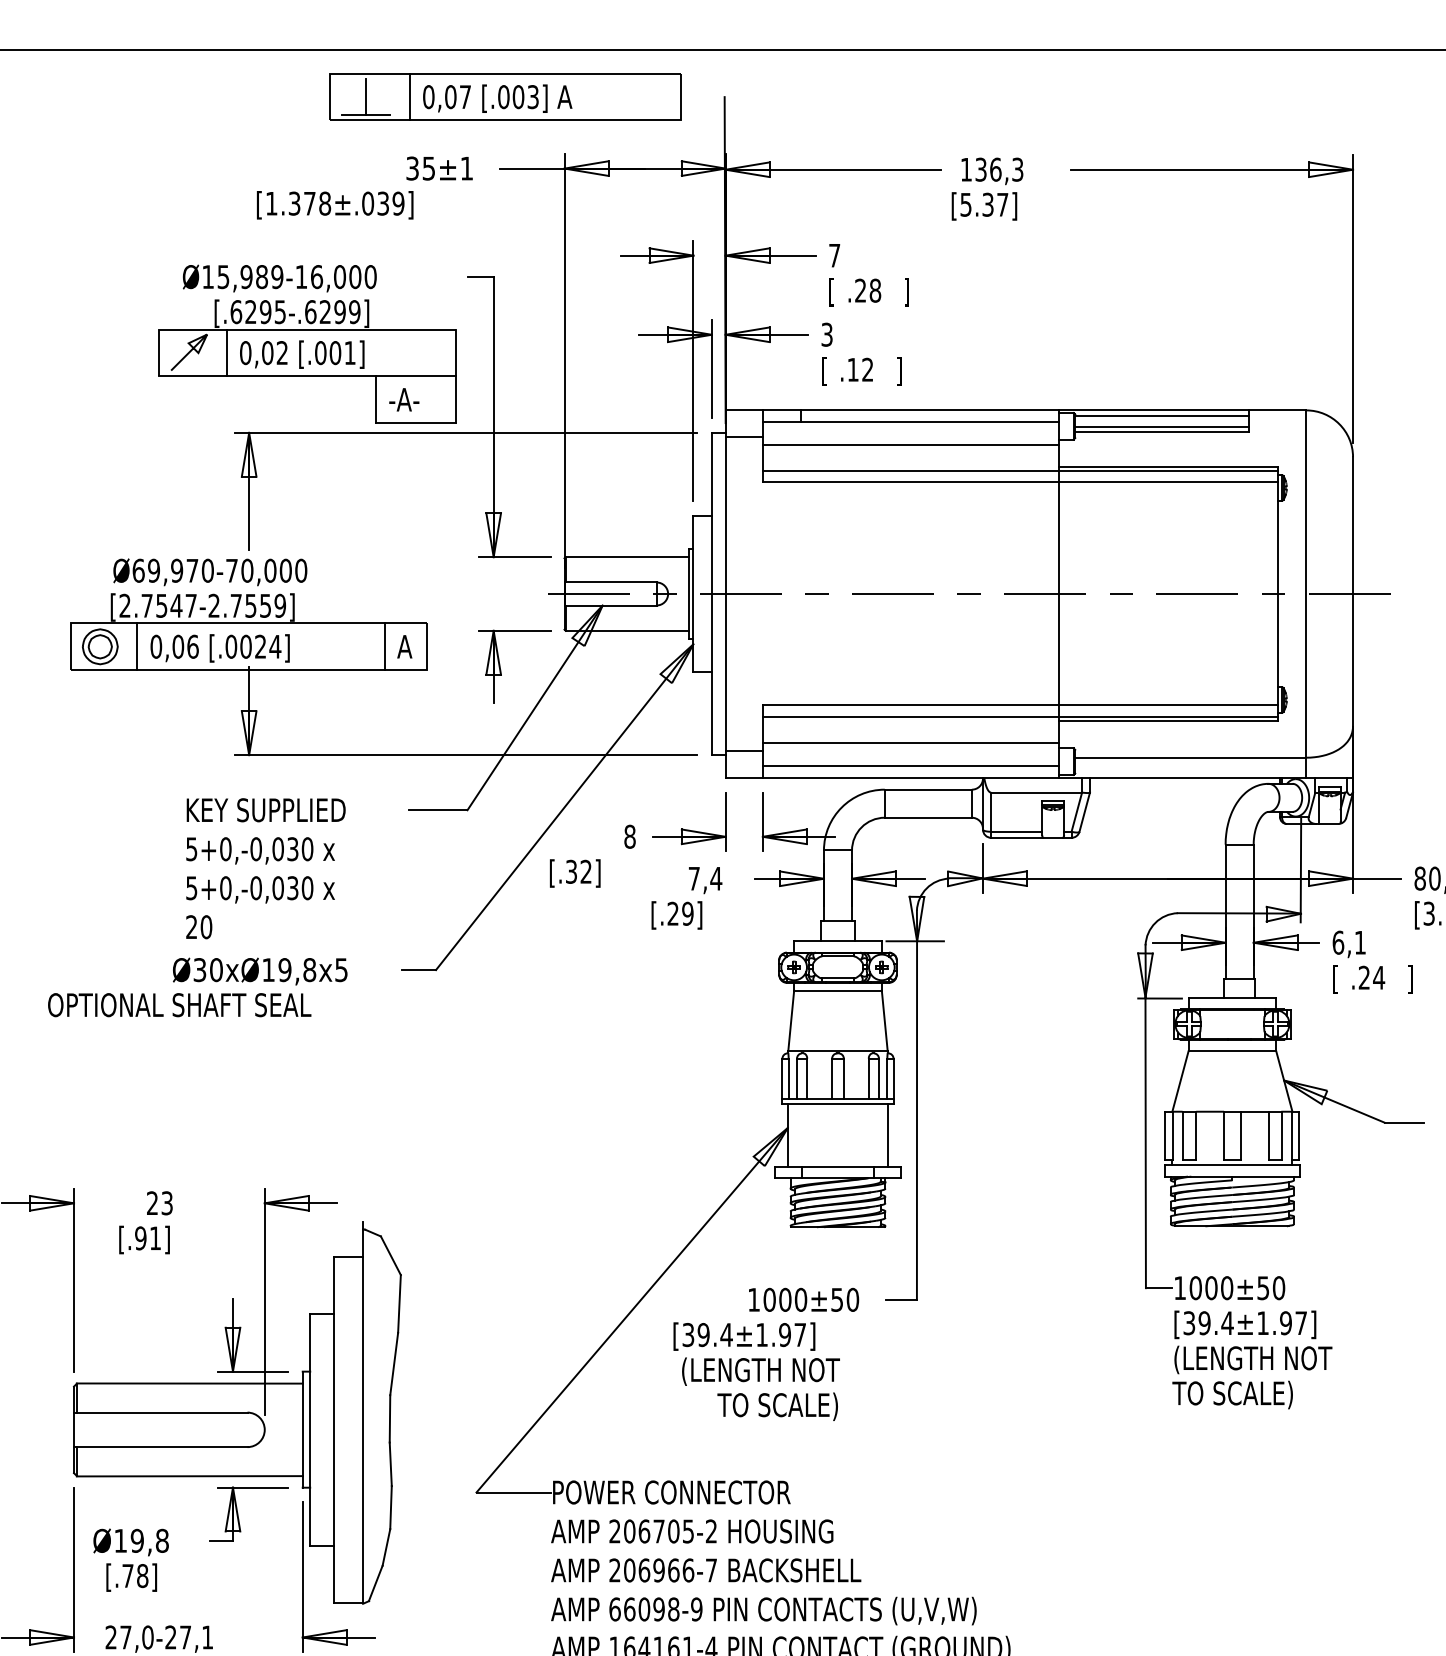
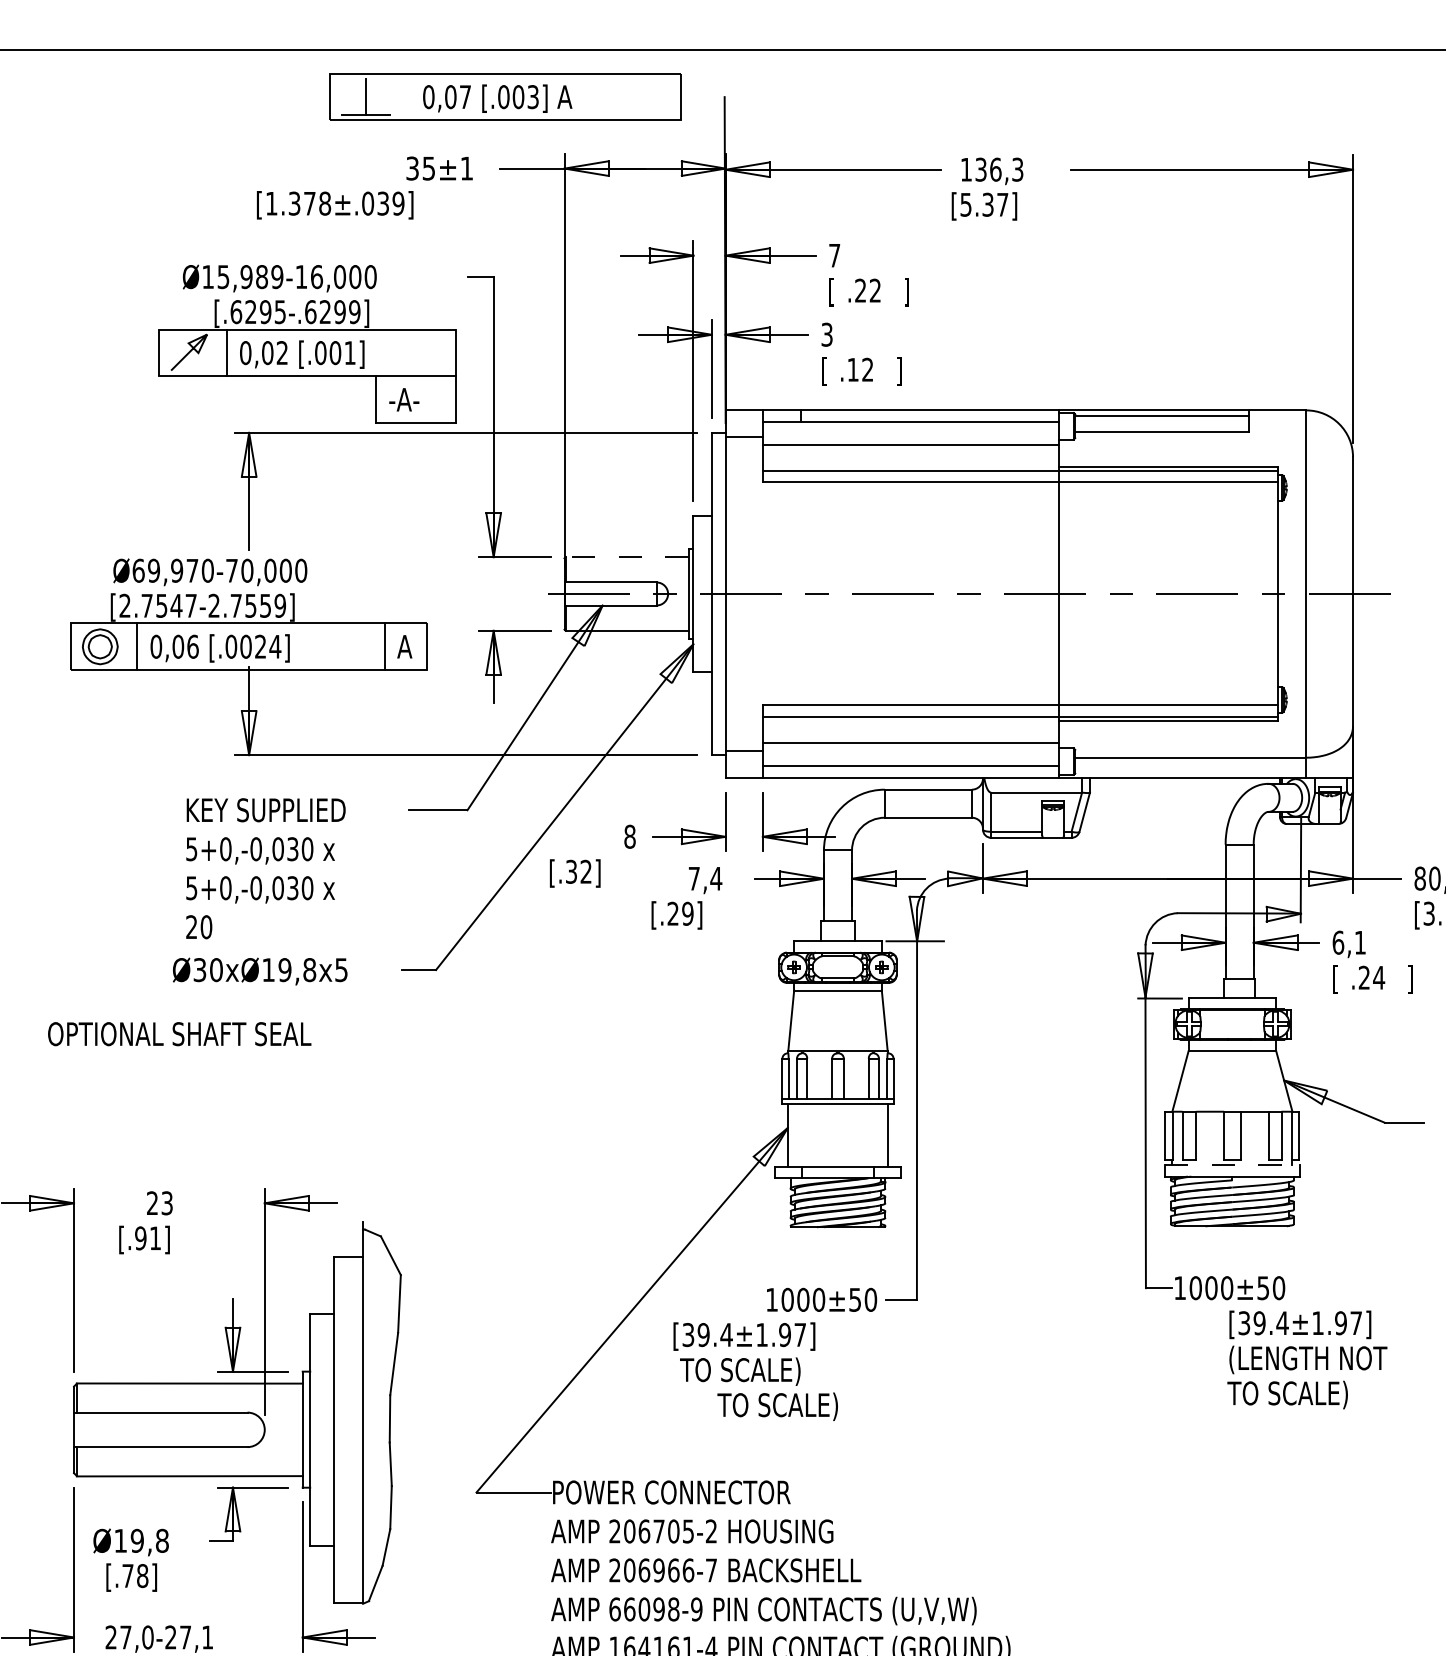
line: present -> none (409, 96)
text: .28 -> .22 (875, 290)
line: present -> none (1161, 426)
line: solid -> dashed (627, 557)
text position: (179, 1005) -> (179, 1034) (179, 1034)
line: solid -> dashed (1232, 1165)
text position: (804, 1299) -> (822, 1299) (822, 1299)
text position: (1252, 1359) -> (1307, 1359) (1307, 1359)
text: (LENGTH NOT -> TO SCALE) (759, 1371)
